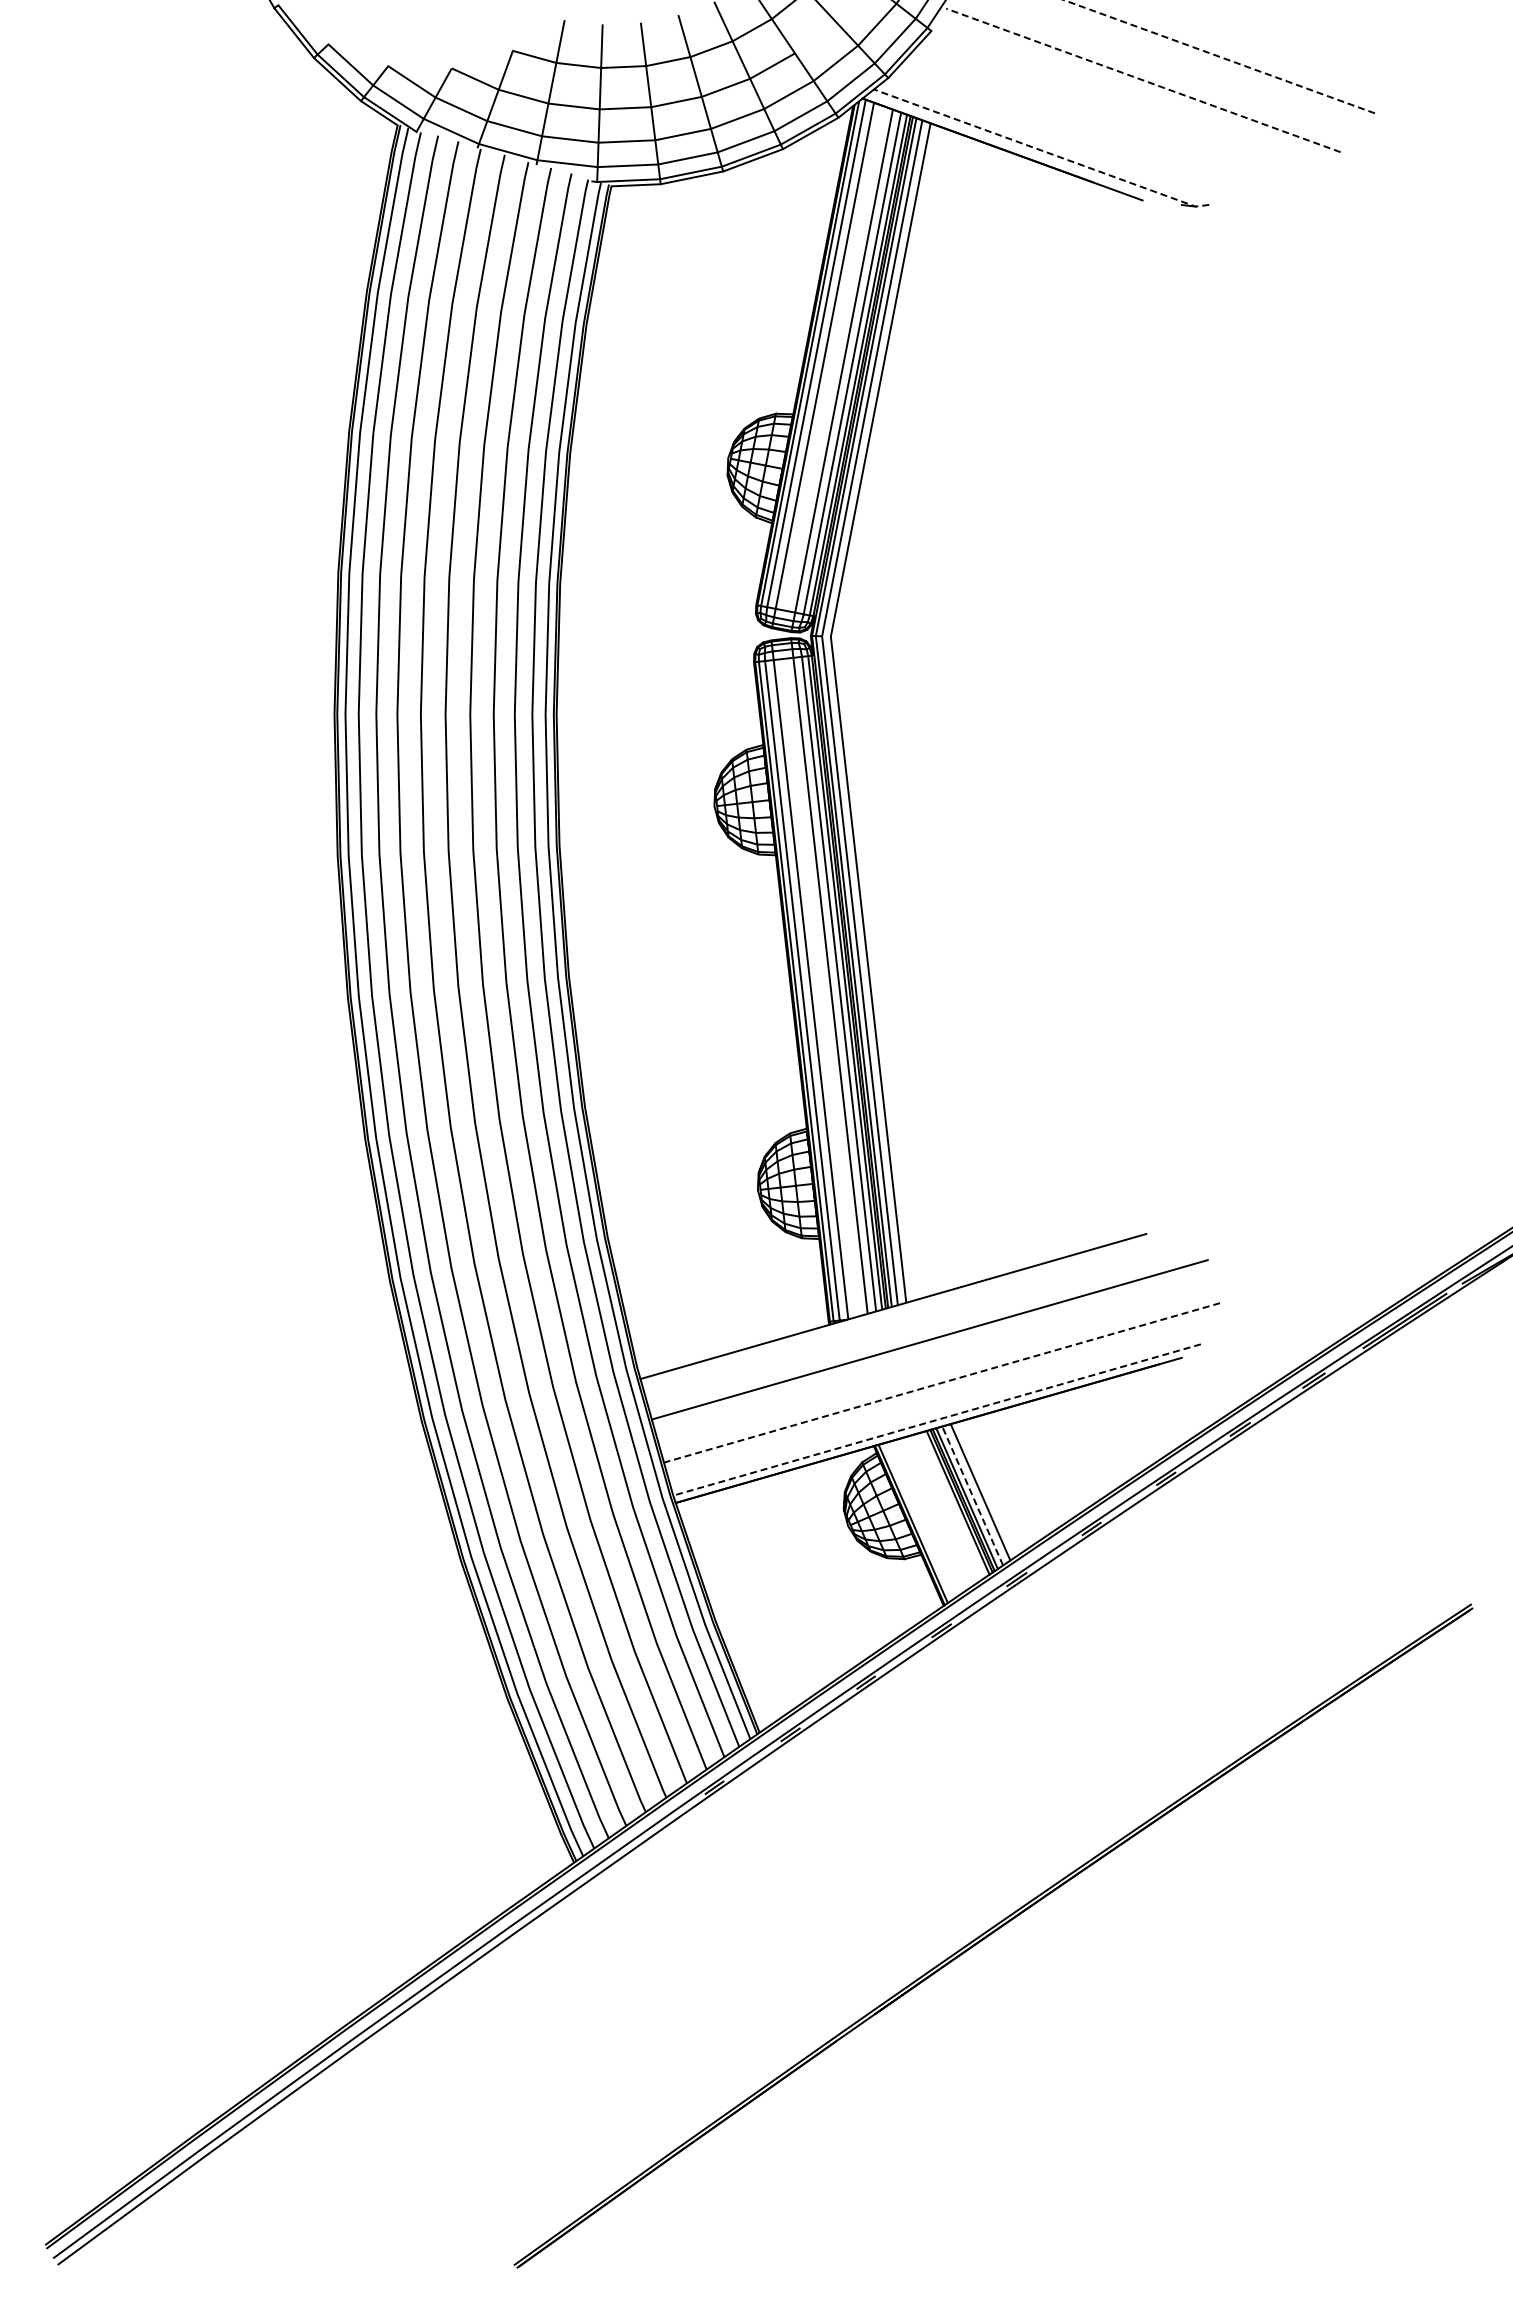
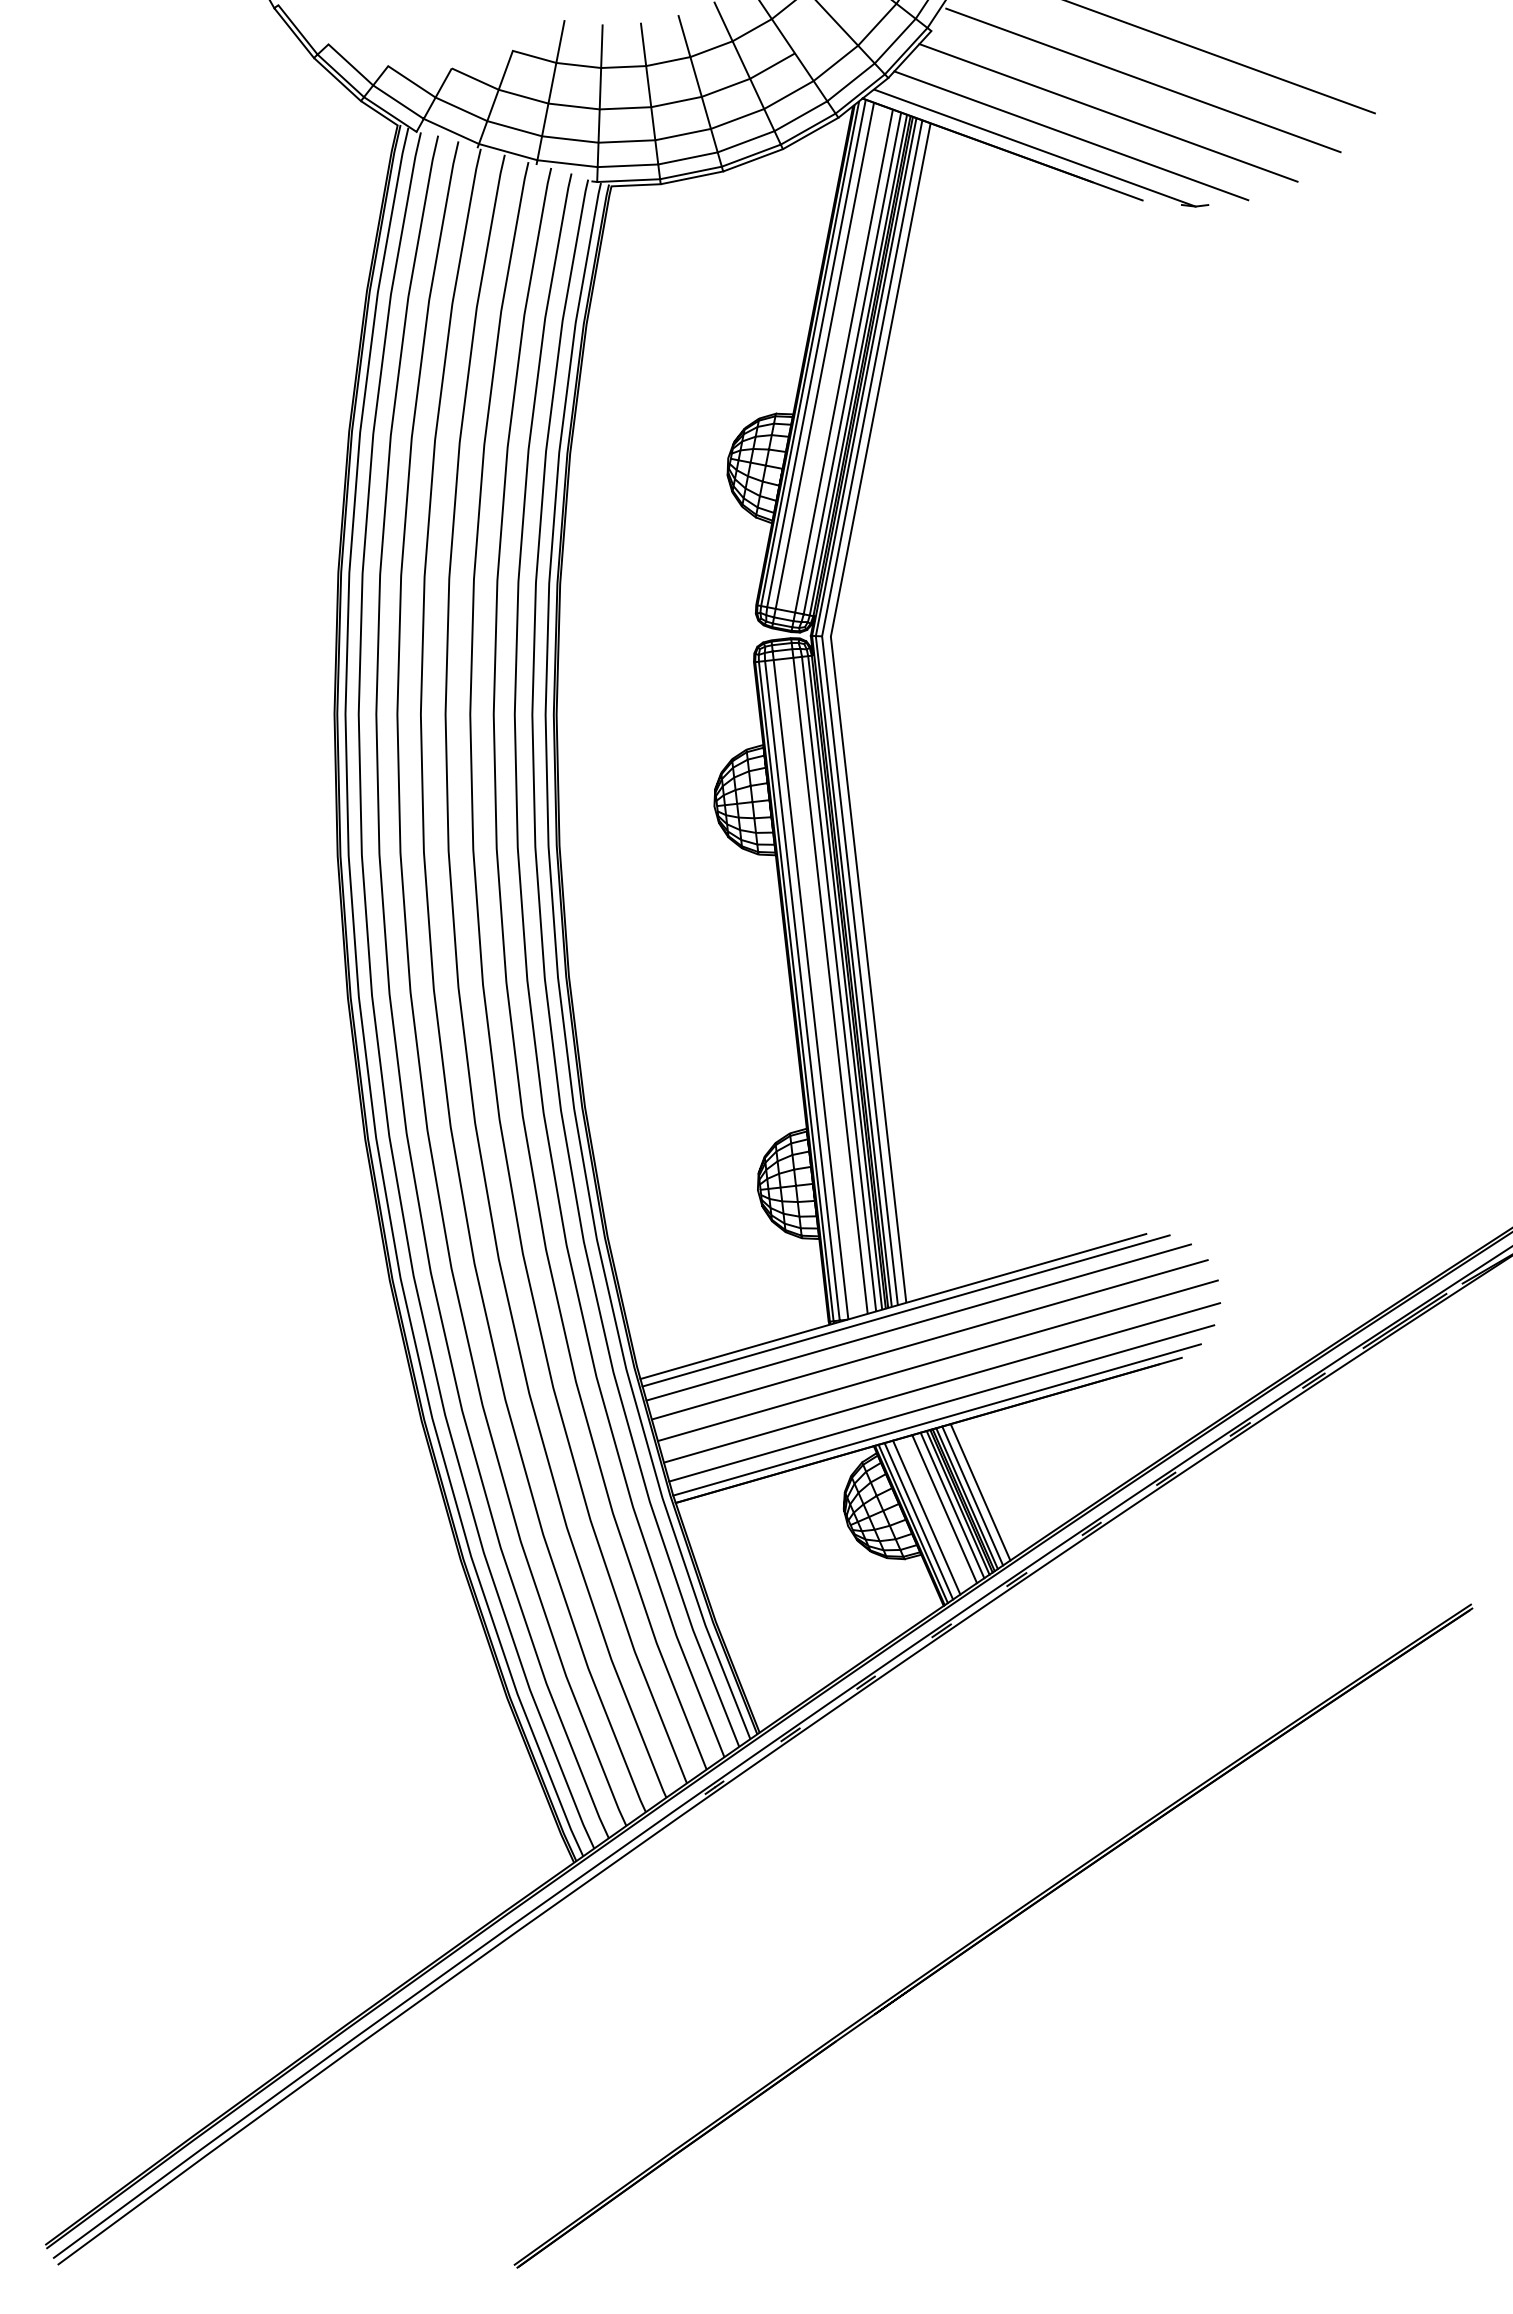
line: dashed -> solid (1219, 56)
line: dashed -> solid (1143, 80)
line: none -> present (1108, 112)
line: none -> present (1071, 135)
line: dashed -> solid (1041, 150)
line: none -> present (905, 1310)
line: none -> present (918, 1322)
line: none -> present (937, 1360)
line: dashed -> solid (941, 1383)
line: none -> present (941, 1403)
line: dashed -> solid (936, 1420)
line: dashed -> solid (972, 1496)
line: none -> present (952, 1505)
line: none -> present (944, 1509)
line: none -> present (926, 1517)
line: none -> present (918, 1521)
